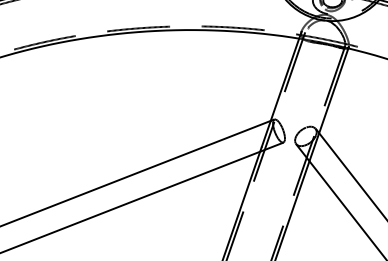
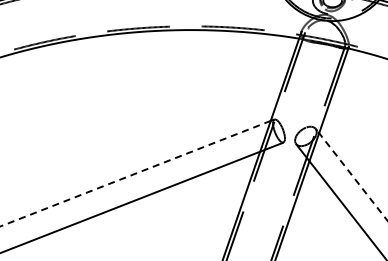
line: solid -> dashed (135, 173)
line: solid -> dashed (352, 175)
